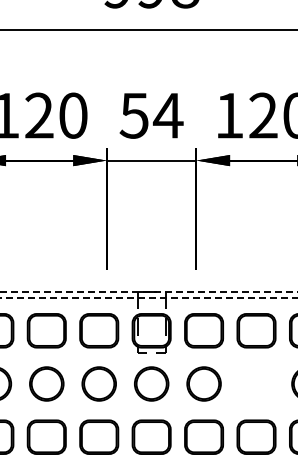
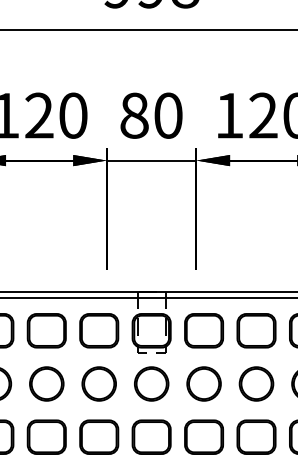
text: 54 -> 80 (151, 115)
line: dashed -> solid (149, 291)
line: dashed -> solid (149, 298)
part: none -> present (256, 383)
